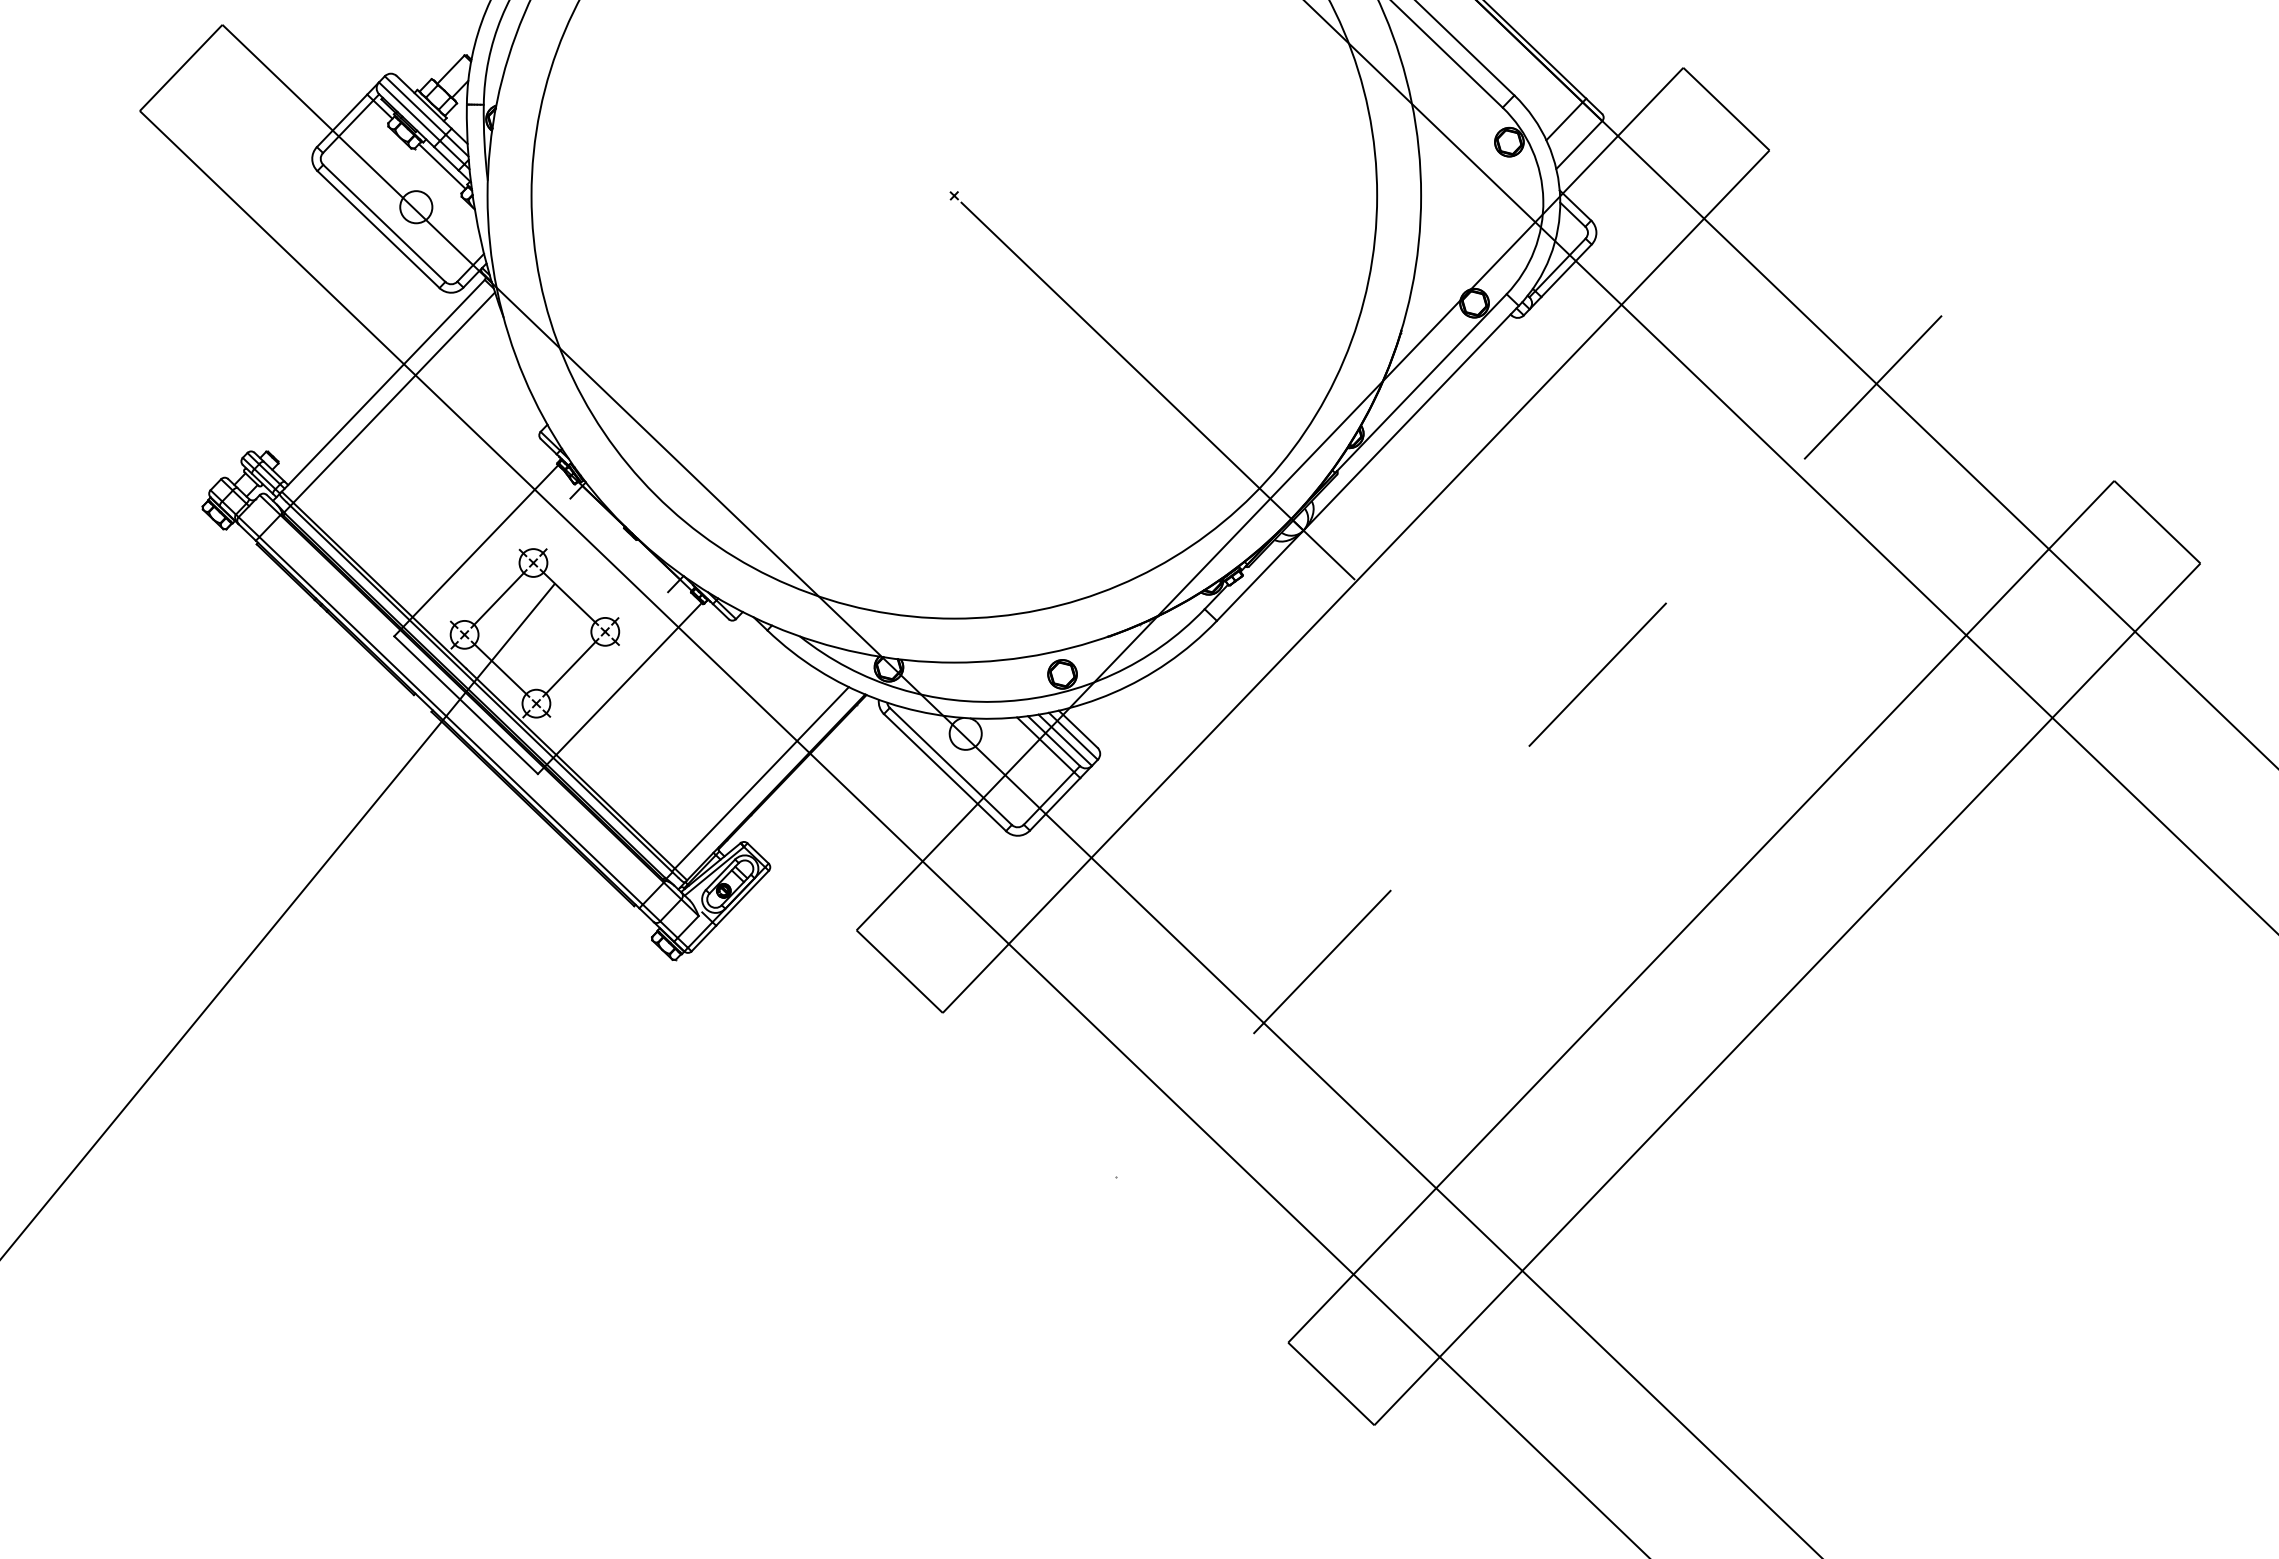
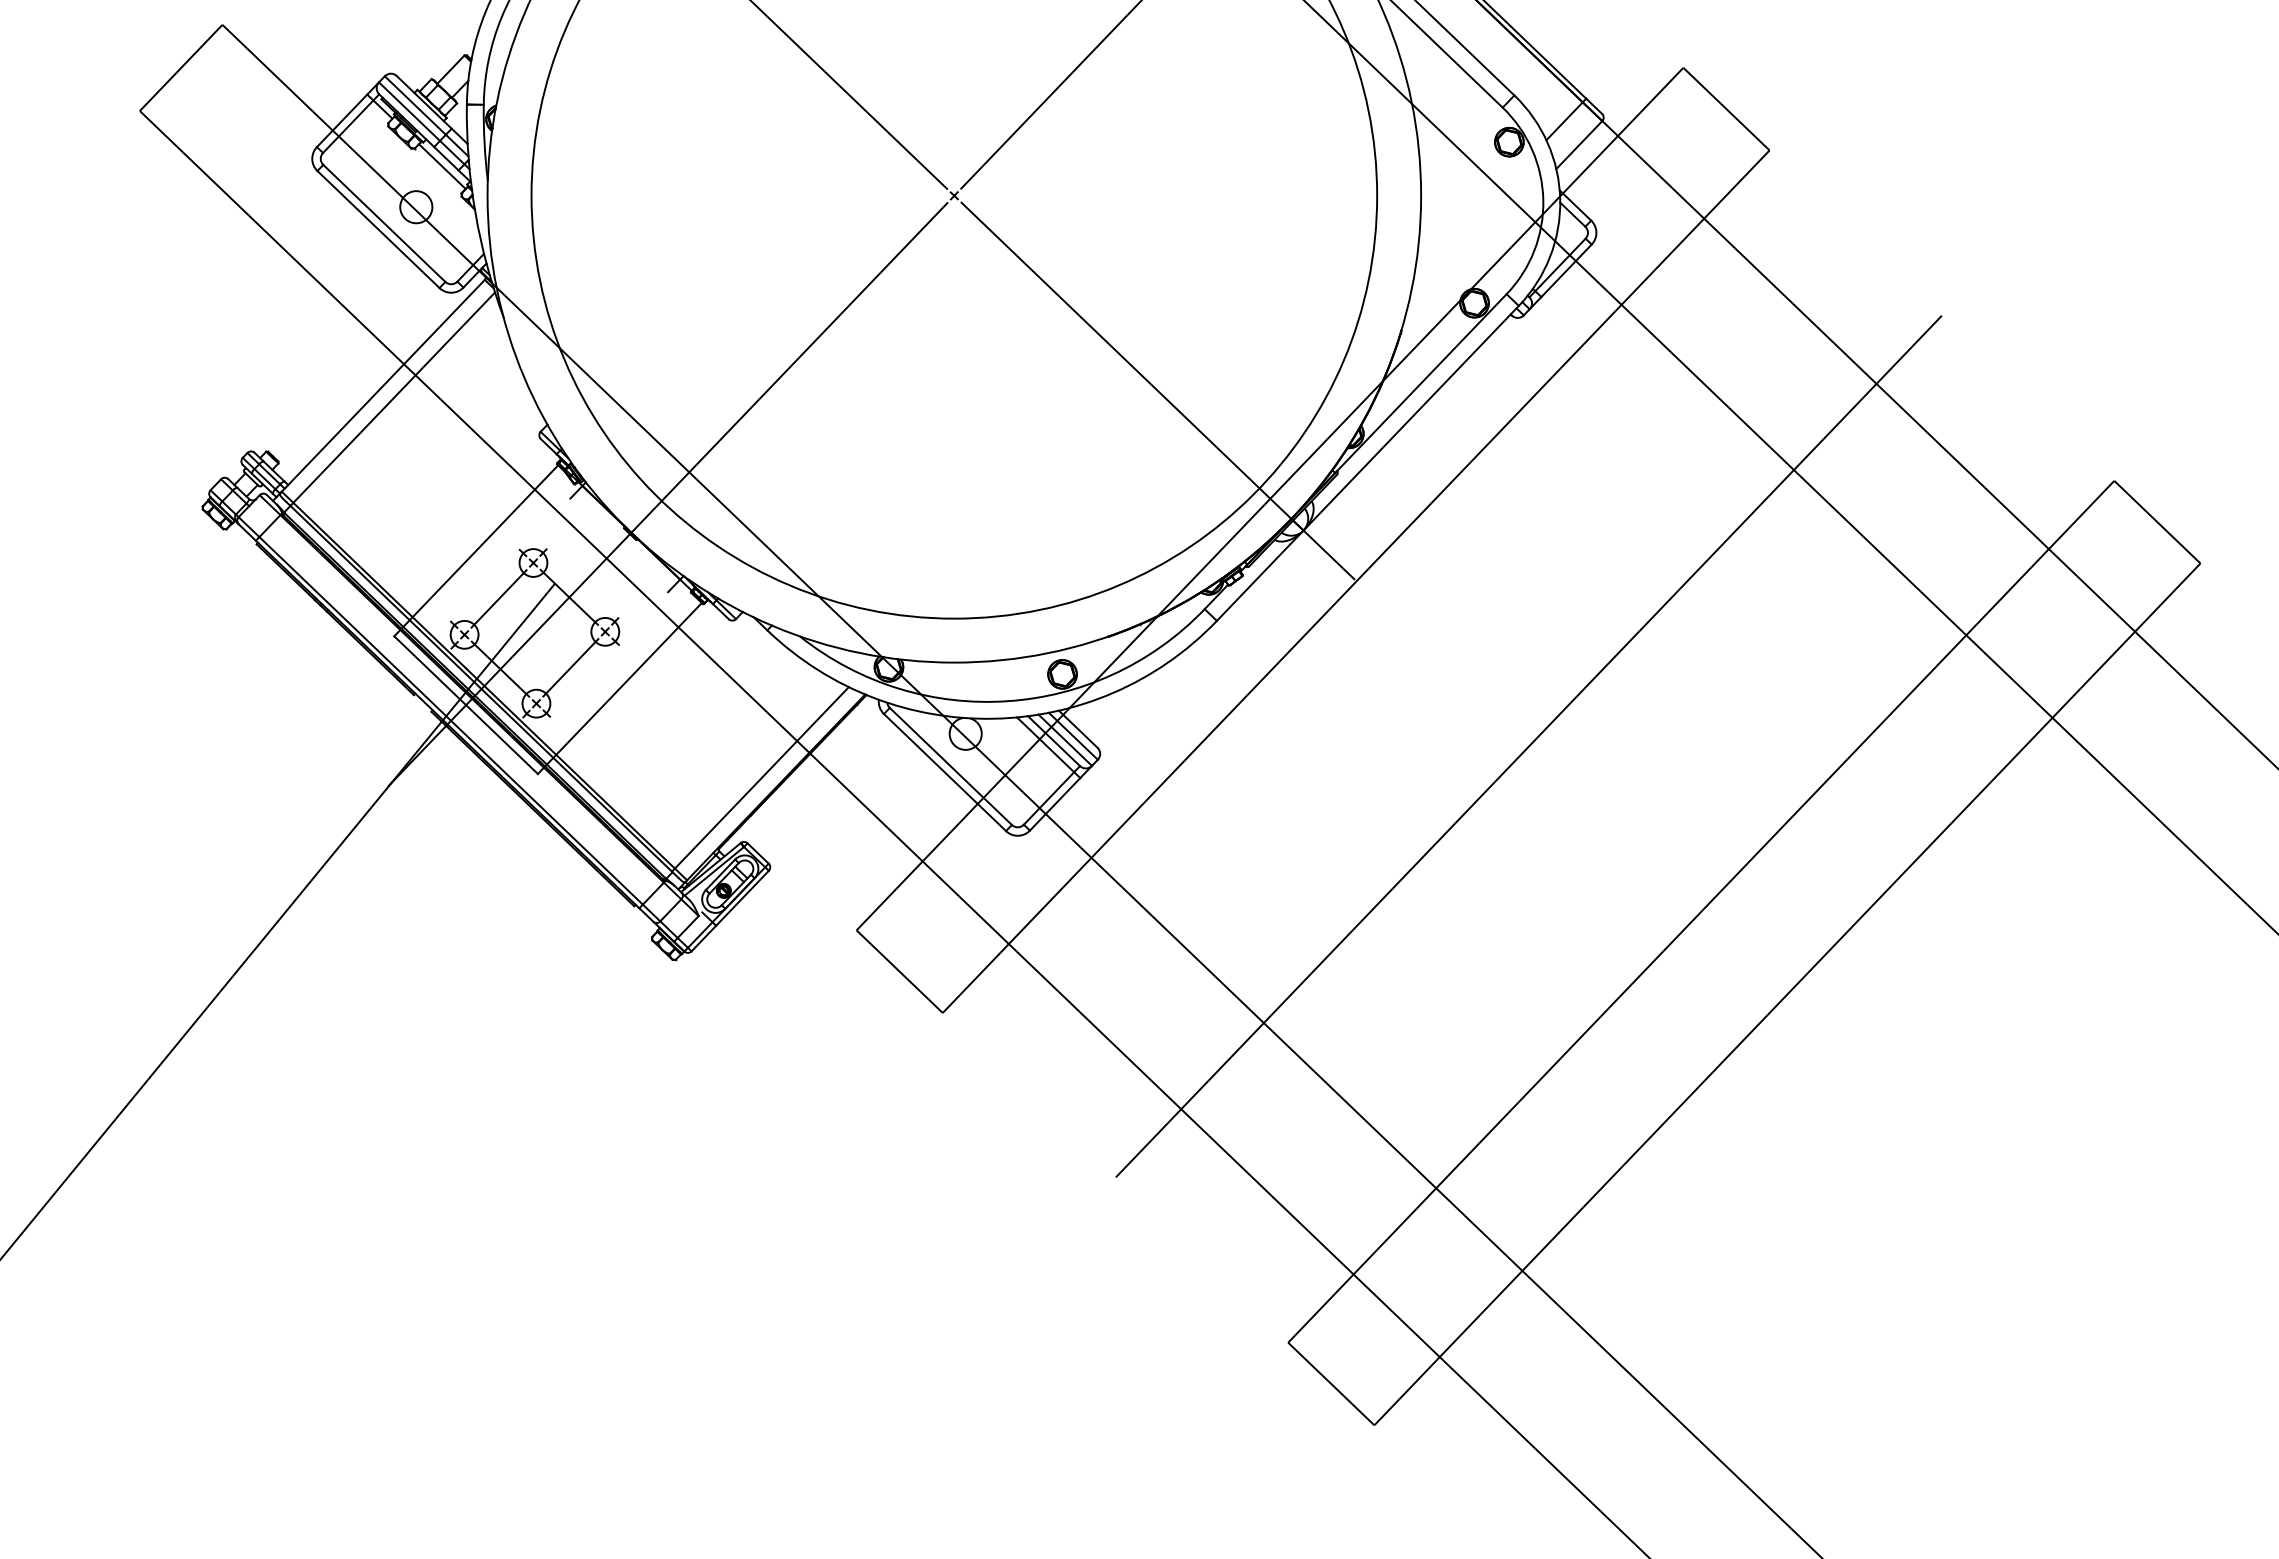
line: none -> present (849, 95)
line: none -> present (1050, 95)
line: none -> present (667, 494)
line: dashed -> solid (1528, 746)
